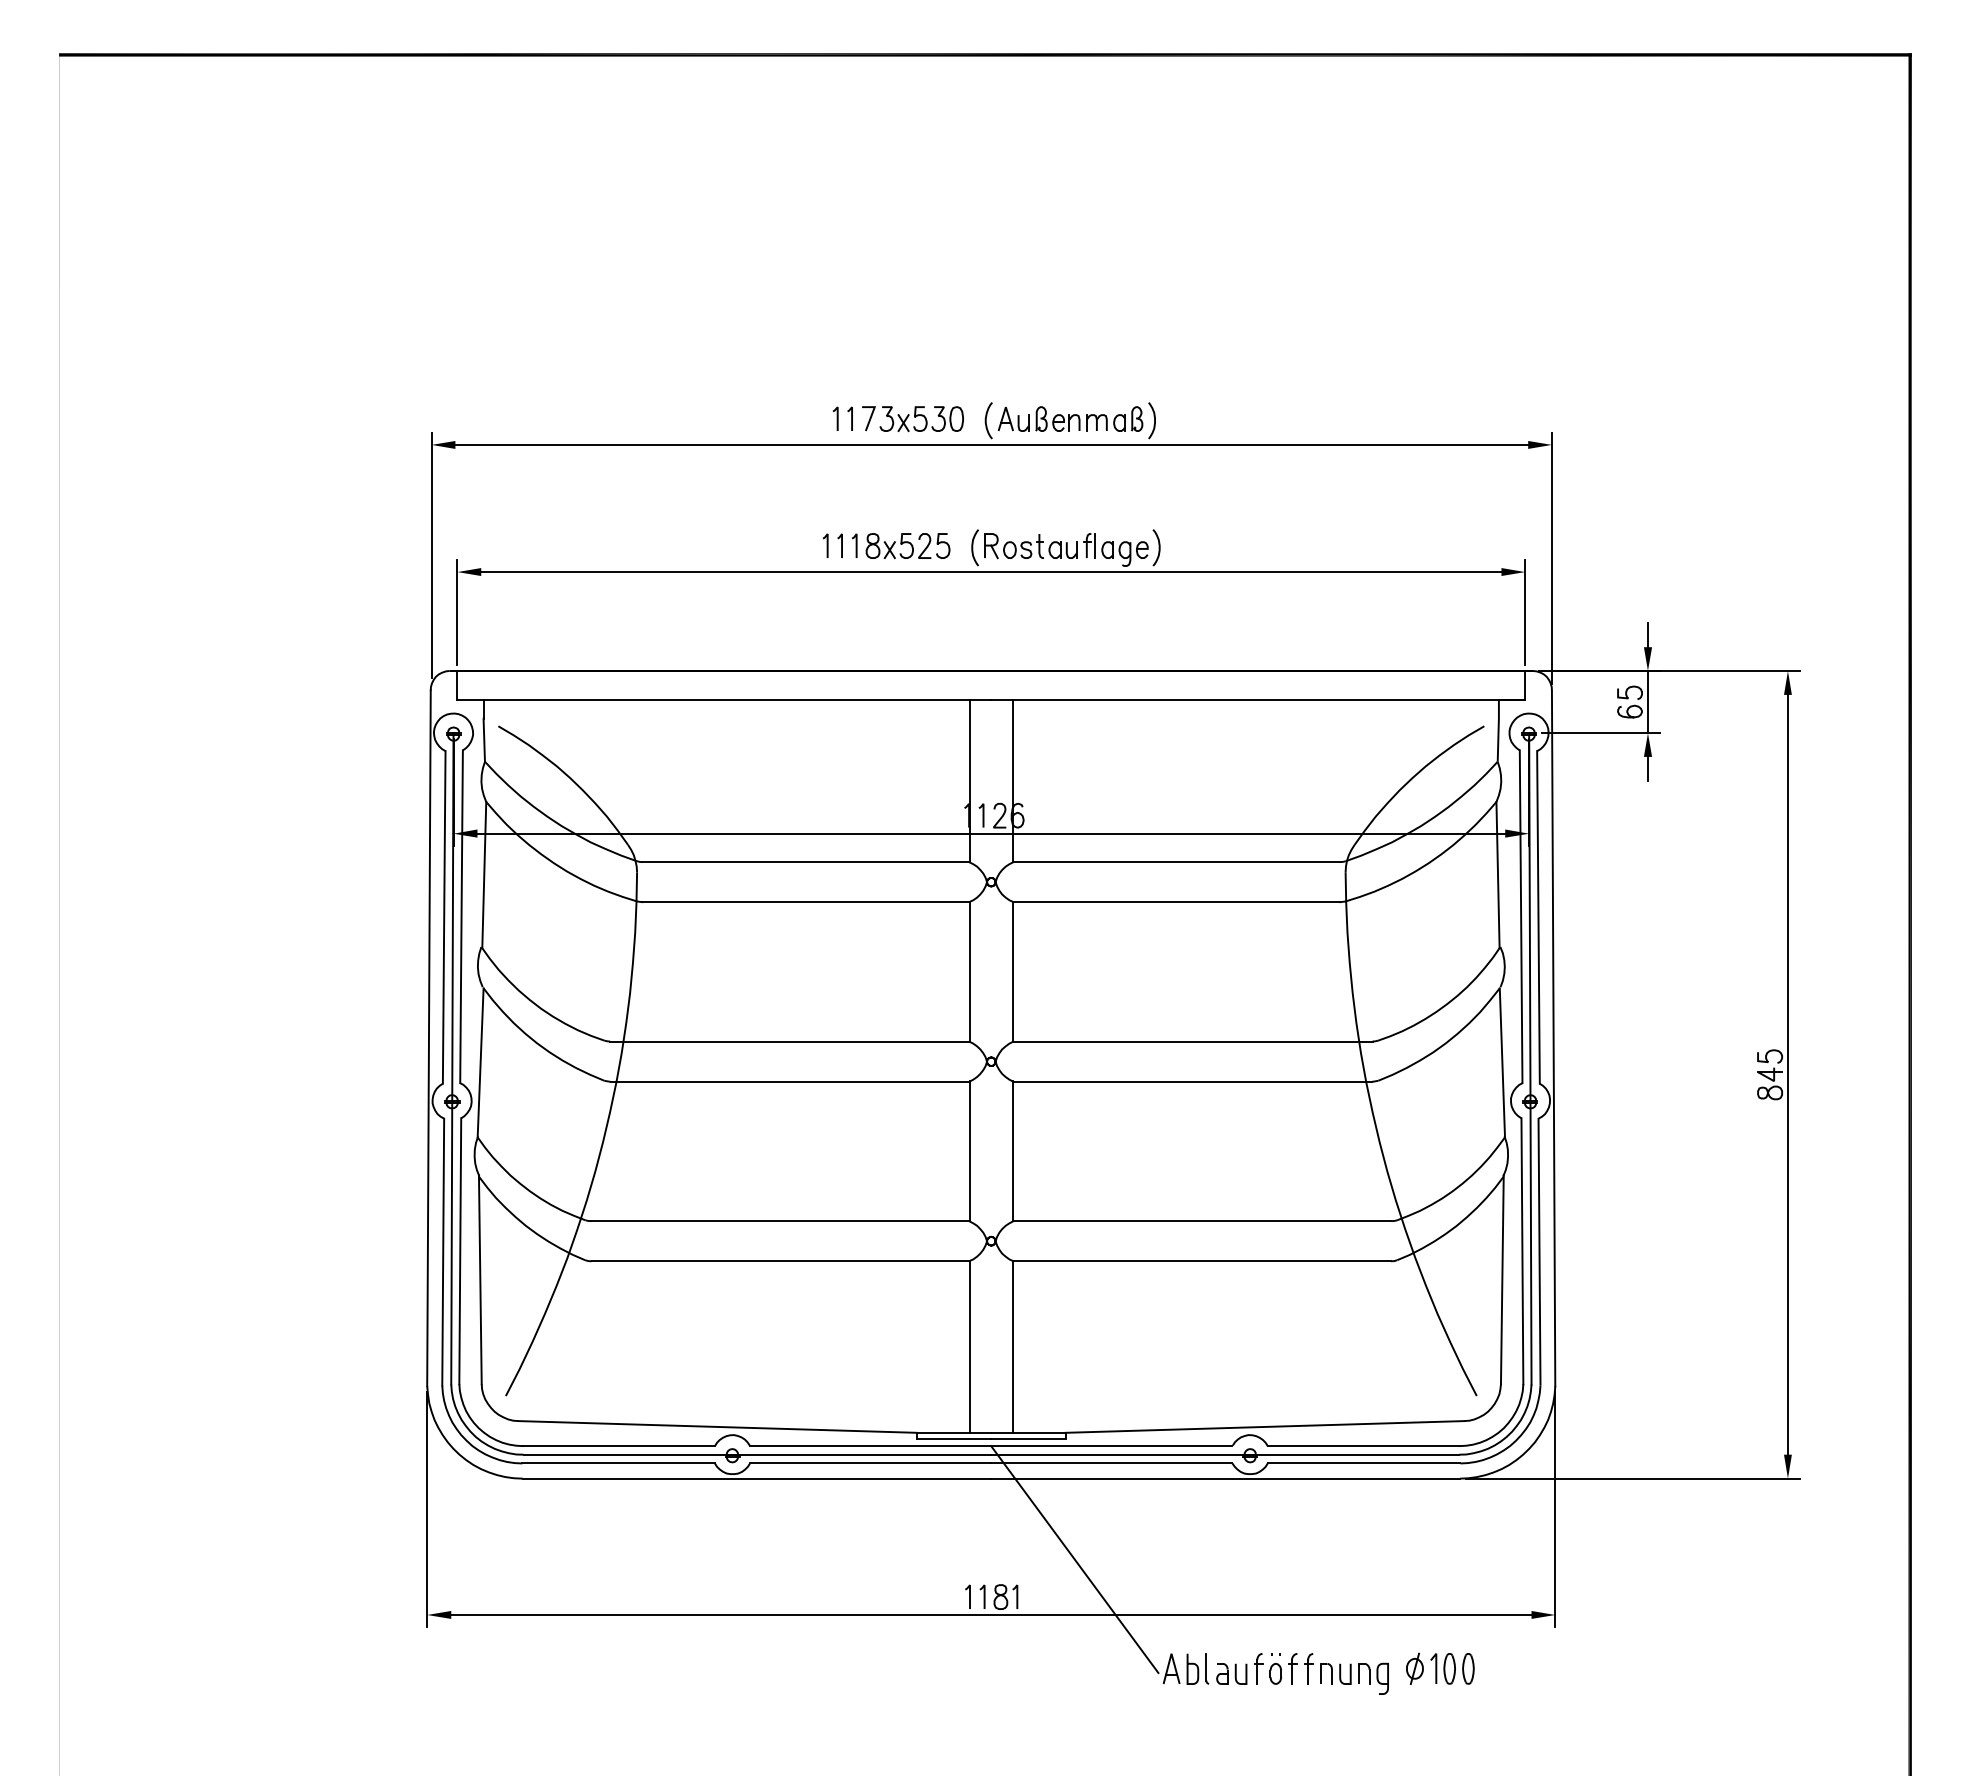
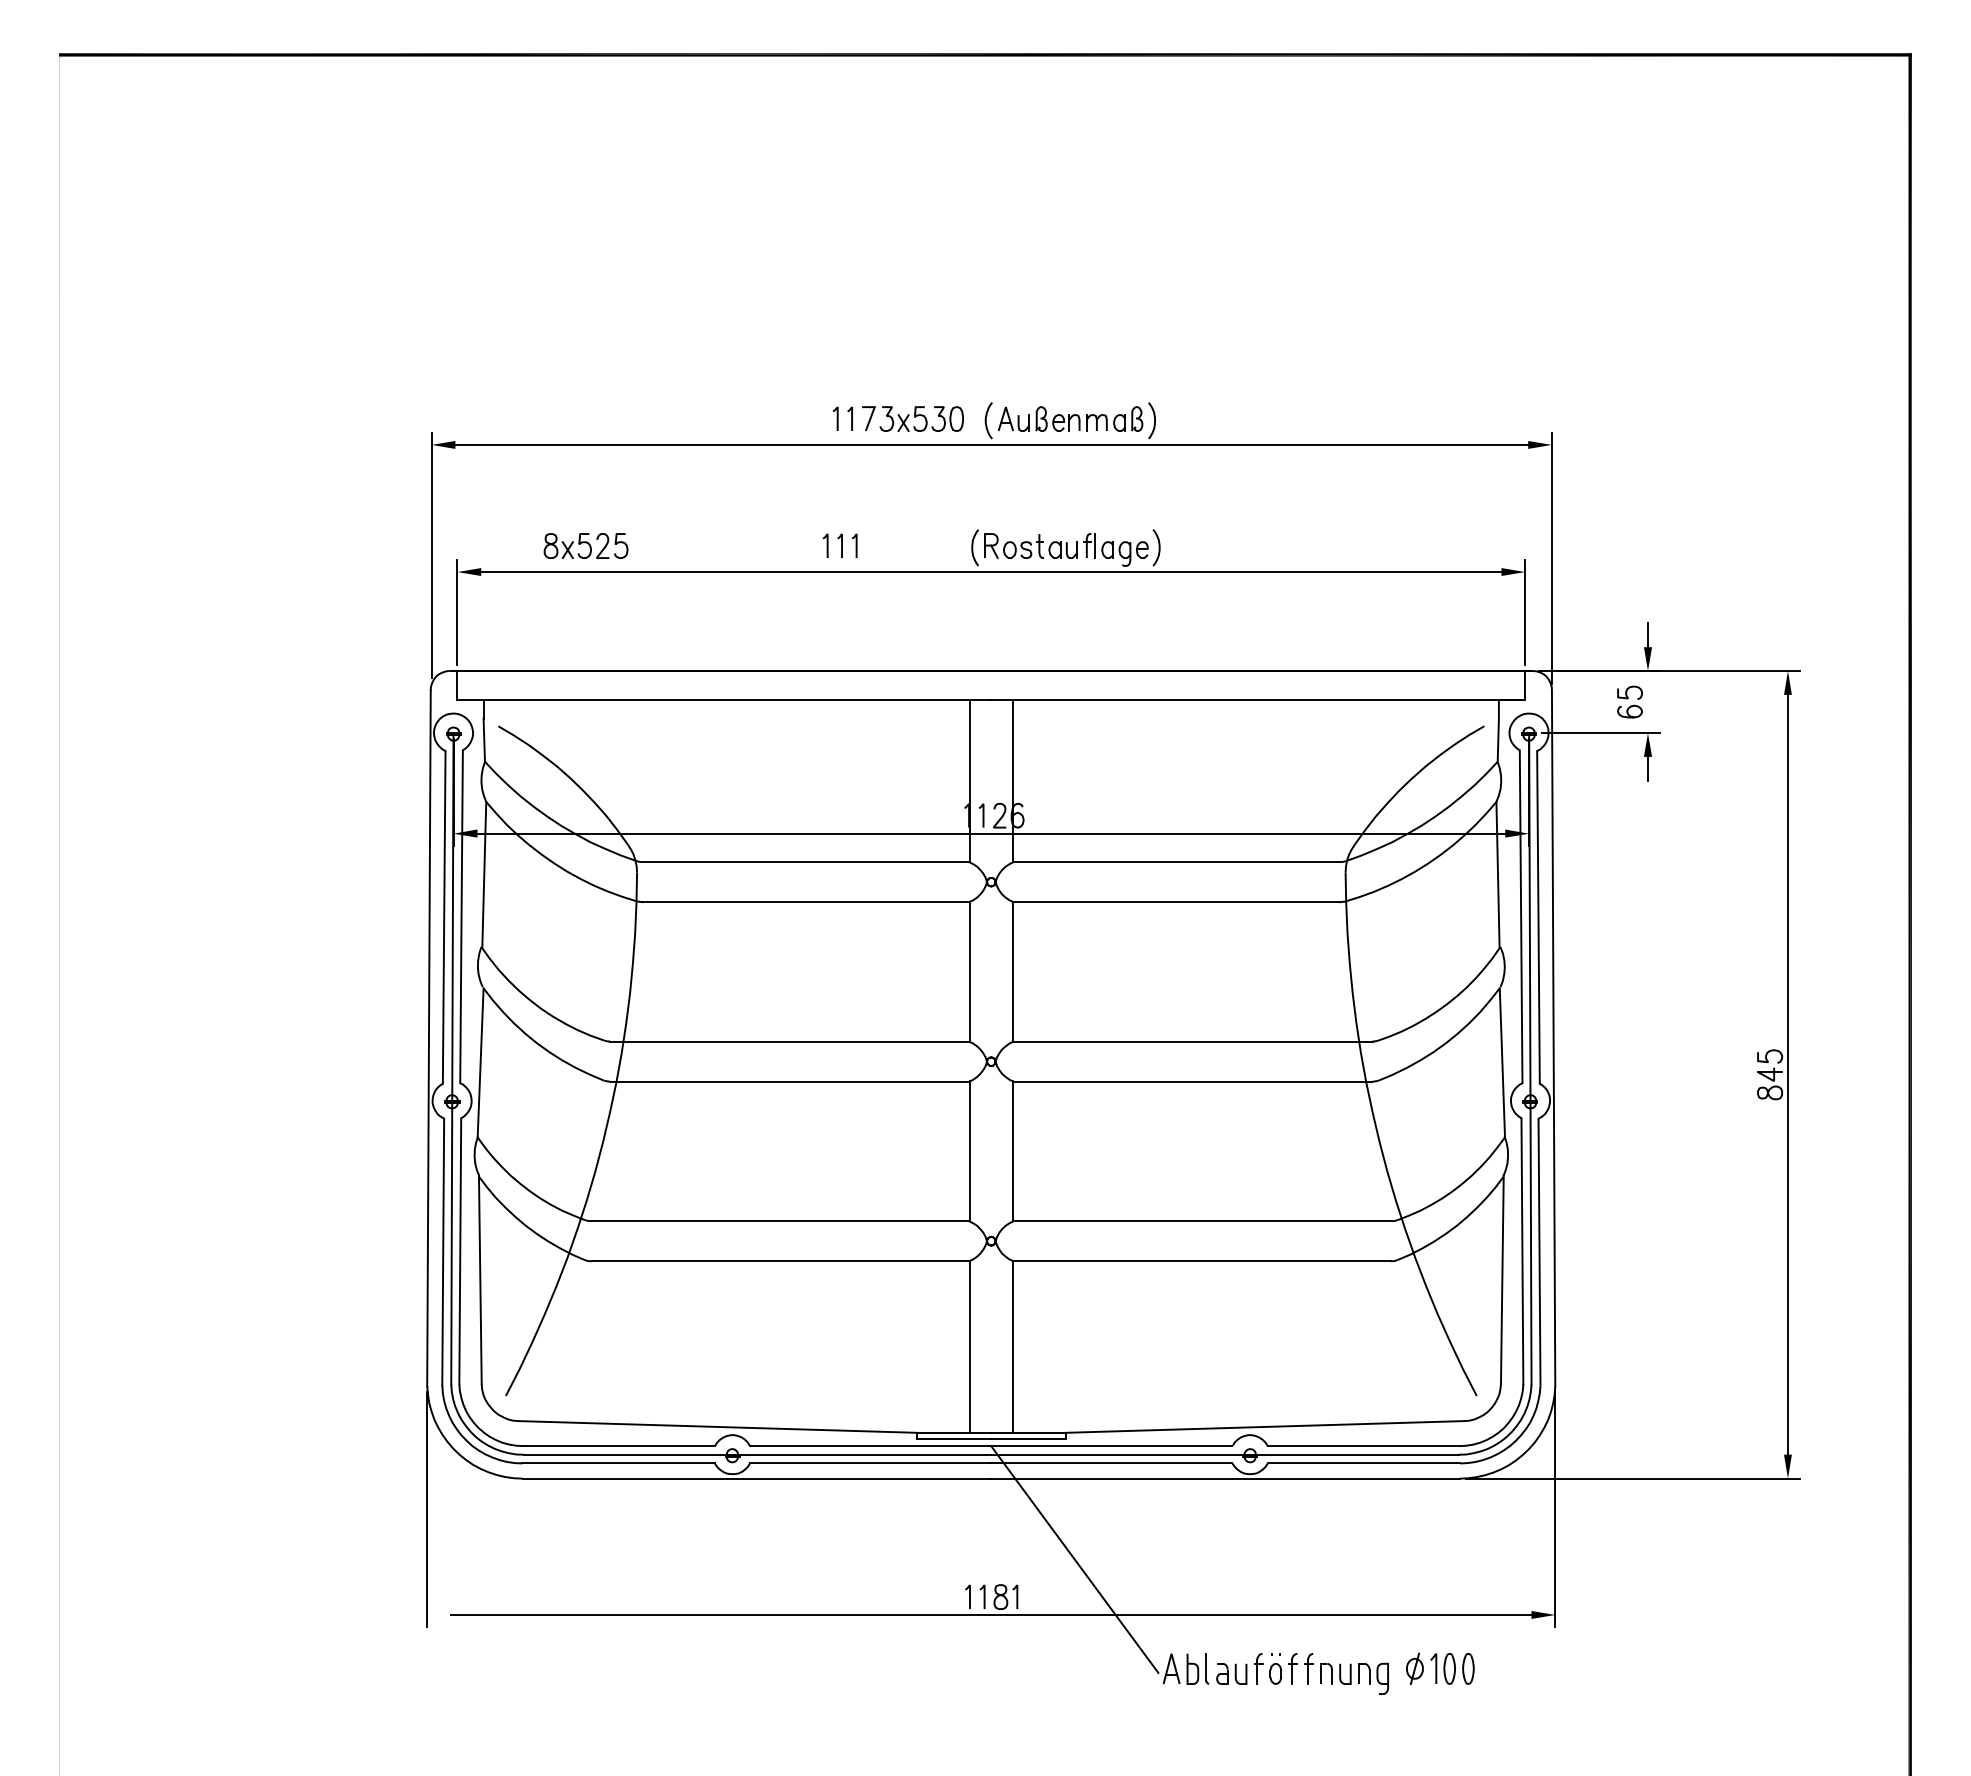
part position: (907, 546) -> (585, 546) (585, 546)
line: present -> none (1647, 701)
fill: present -> none (439, 1614)
